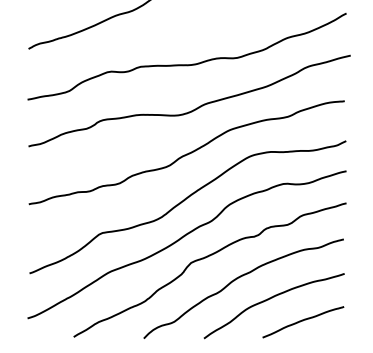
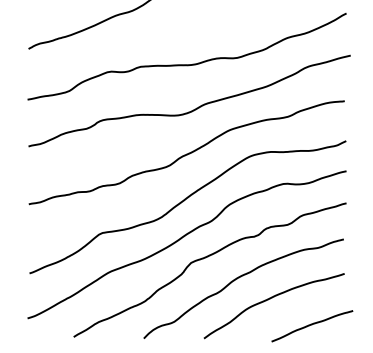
curve position: (303, 321) -> (312, 325) (312, 325)
